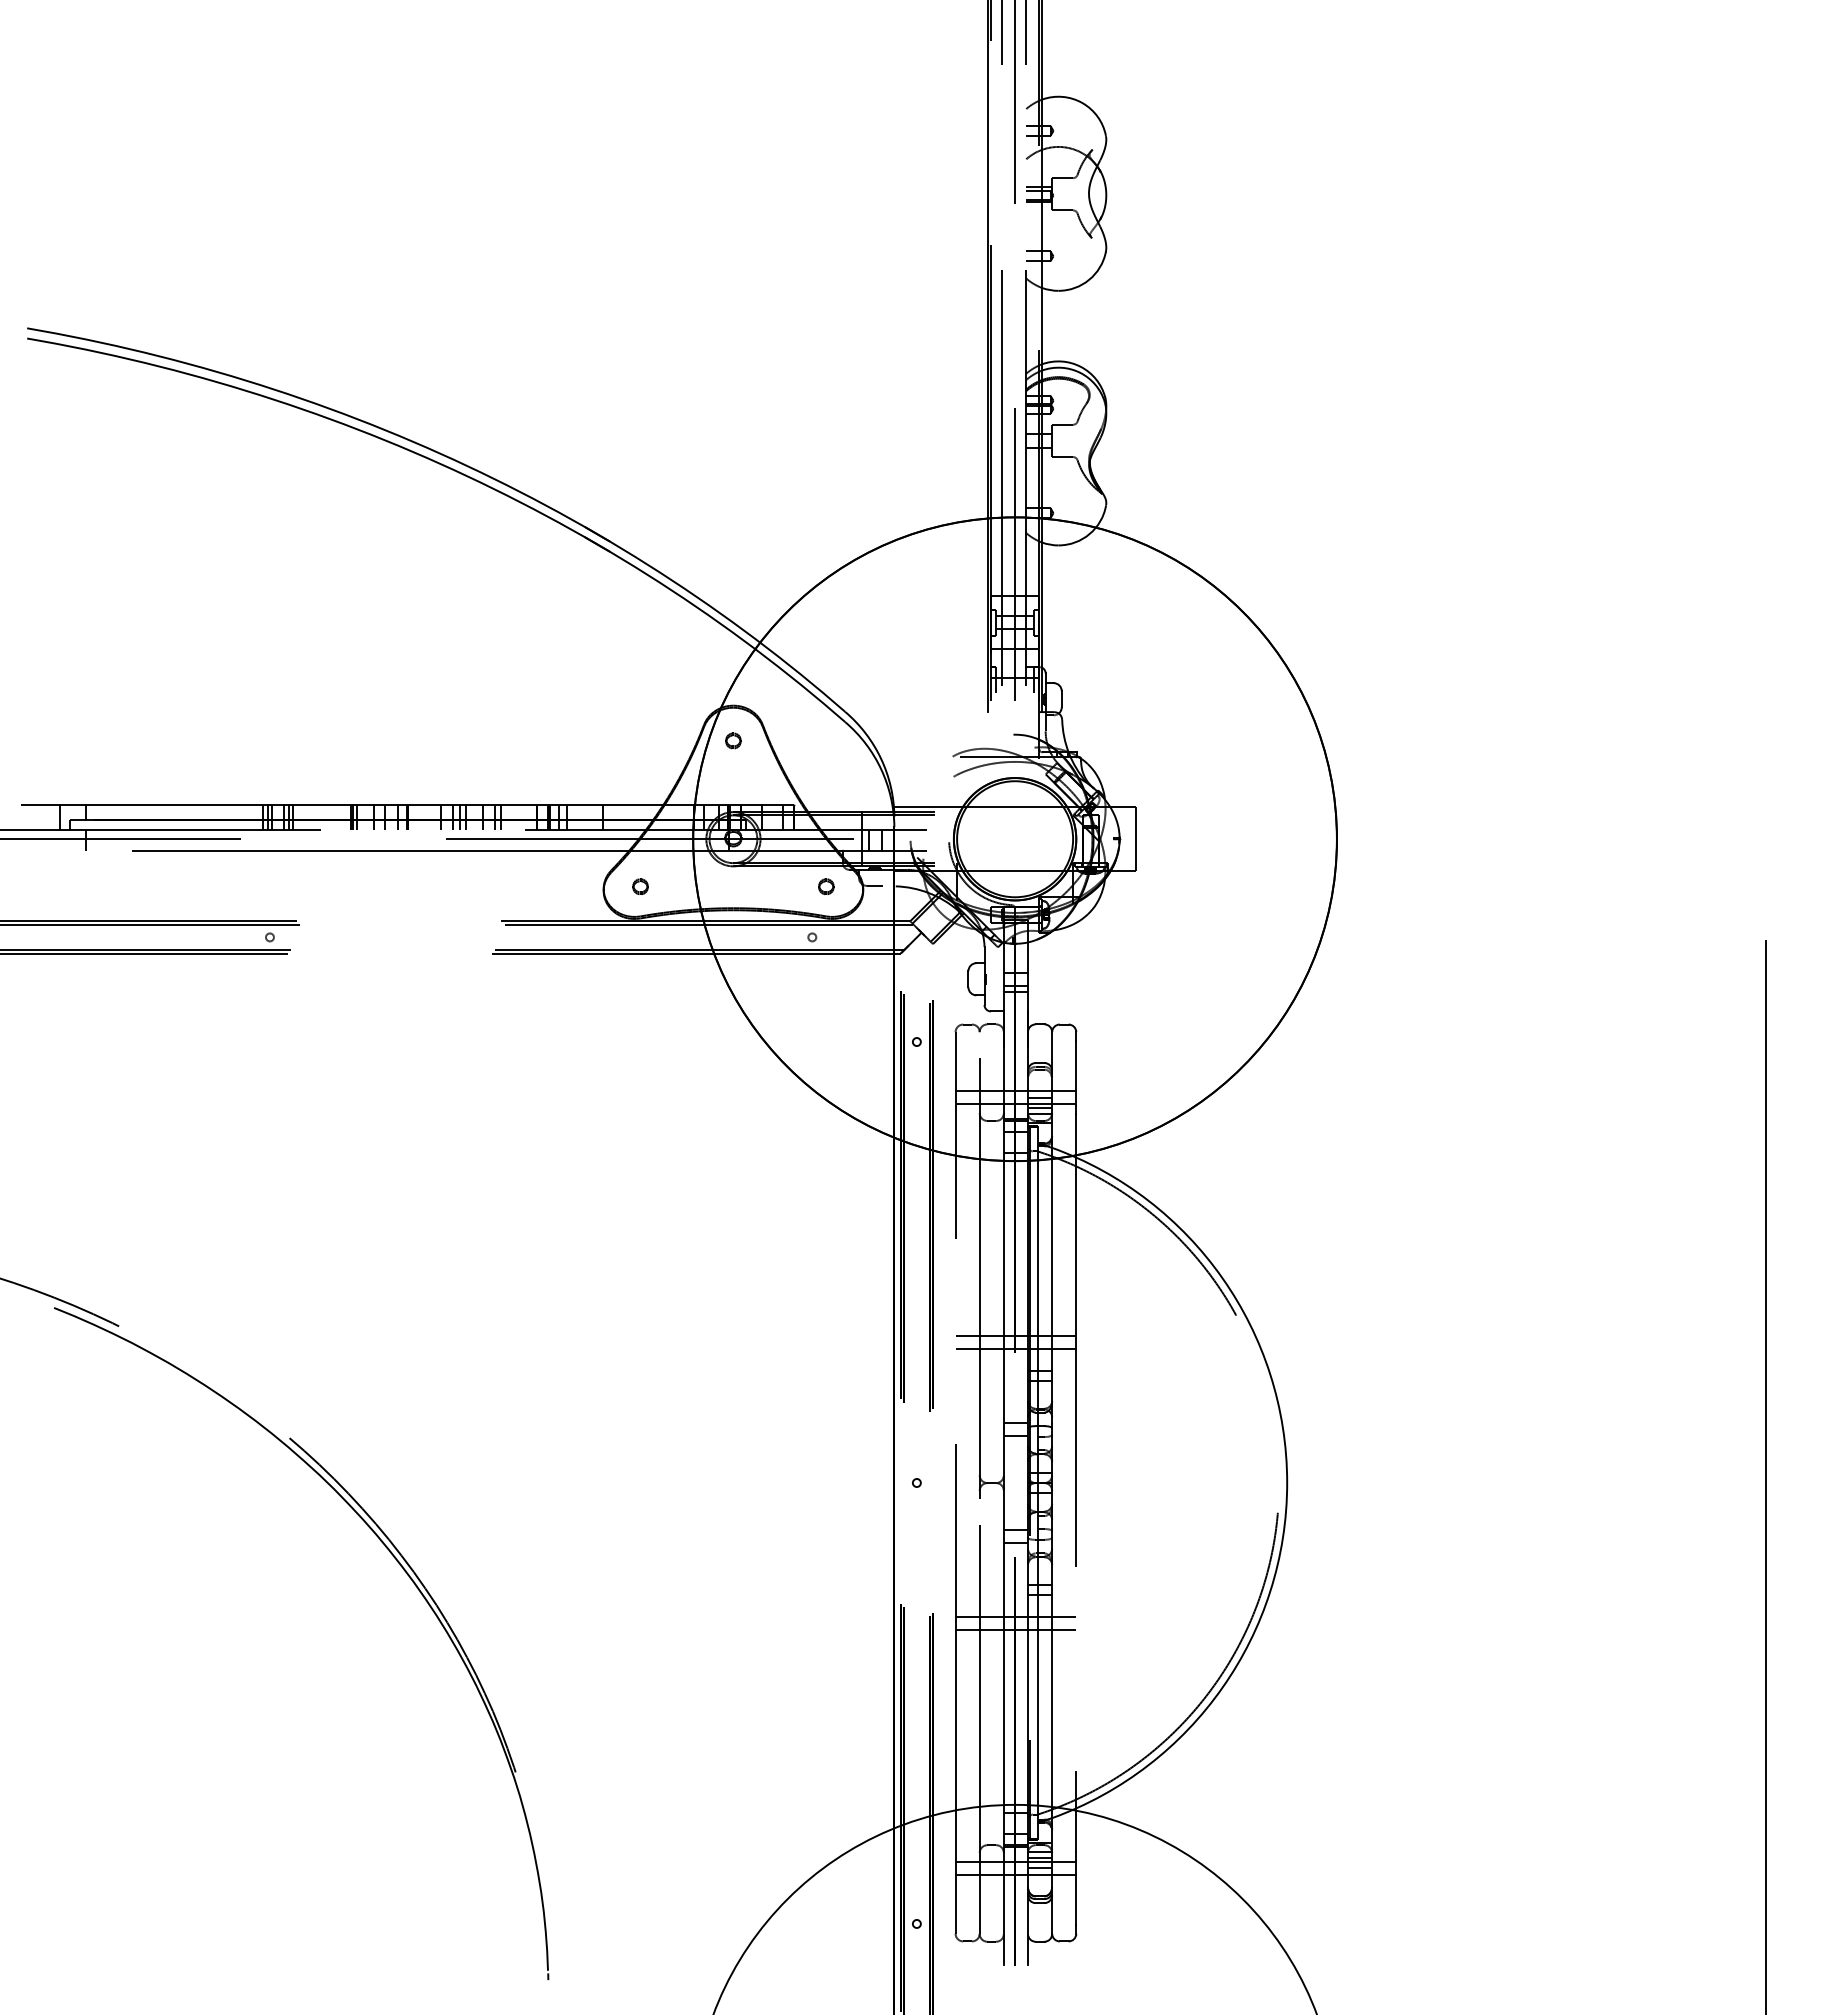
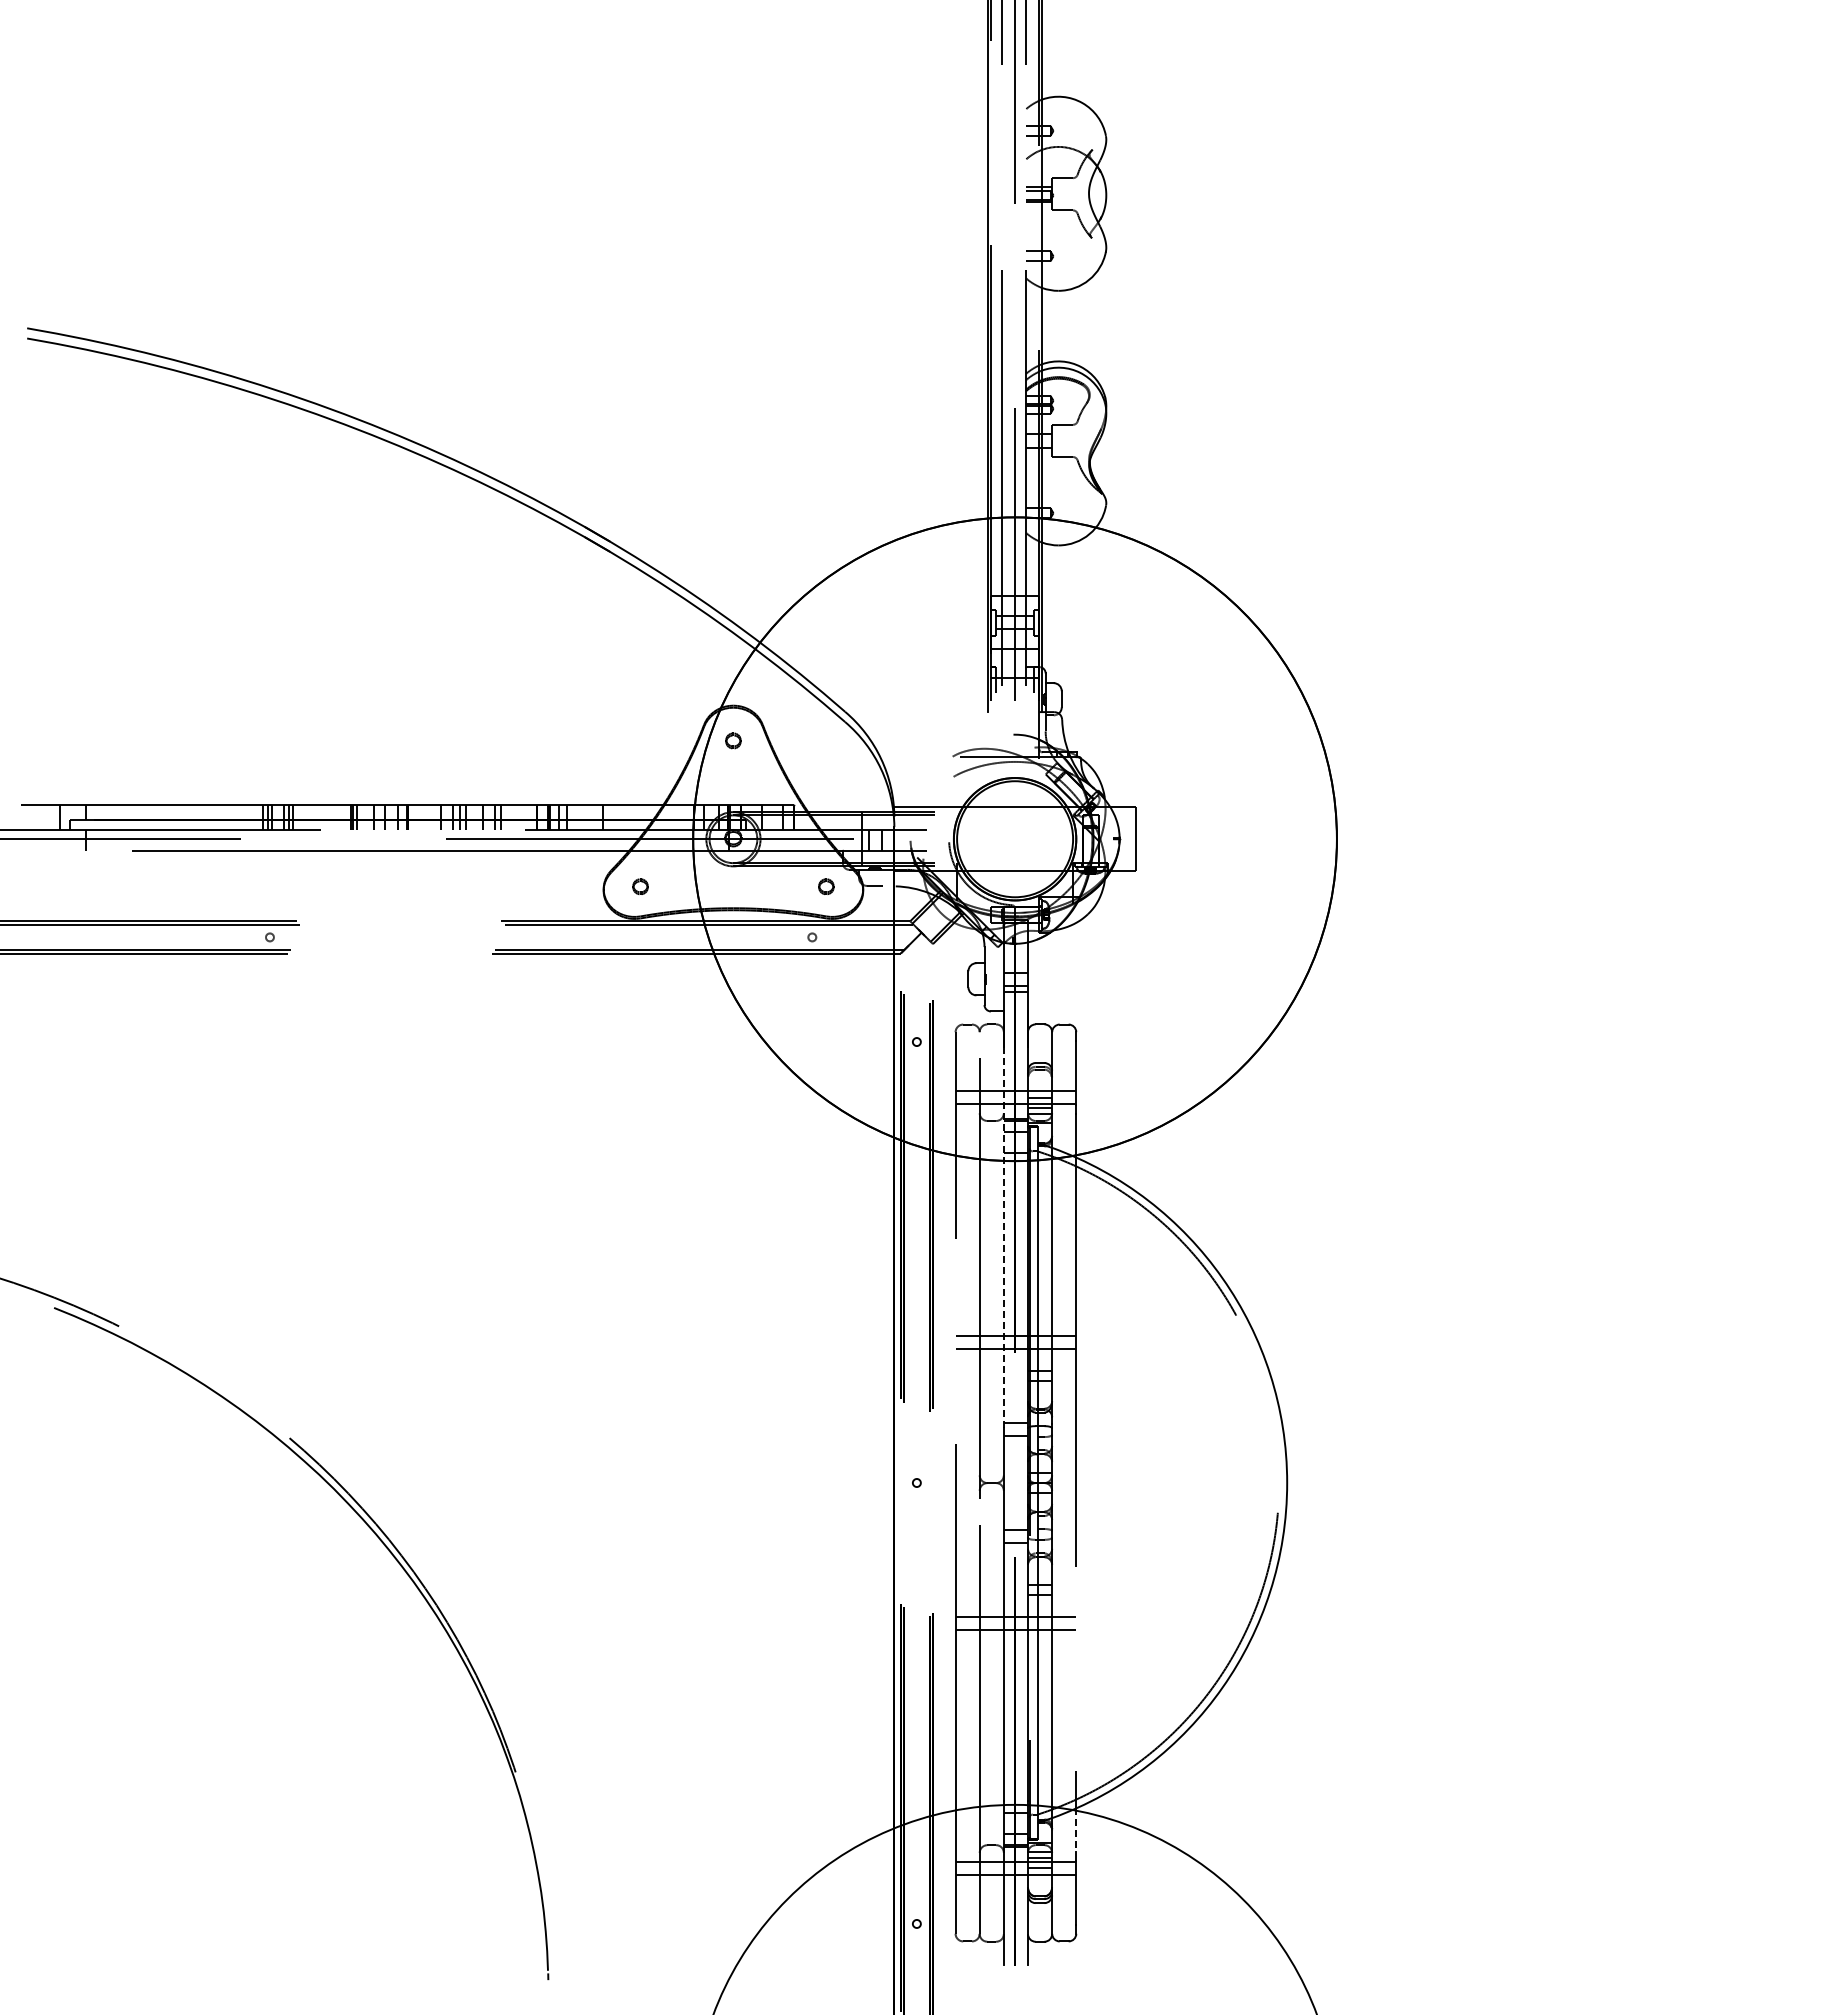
line: solid -> dashed (1003, 1238)
line: present -> none (1766, 1475)
line: solid -> dashed (1076, 1830)
